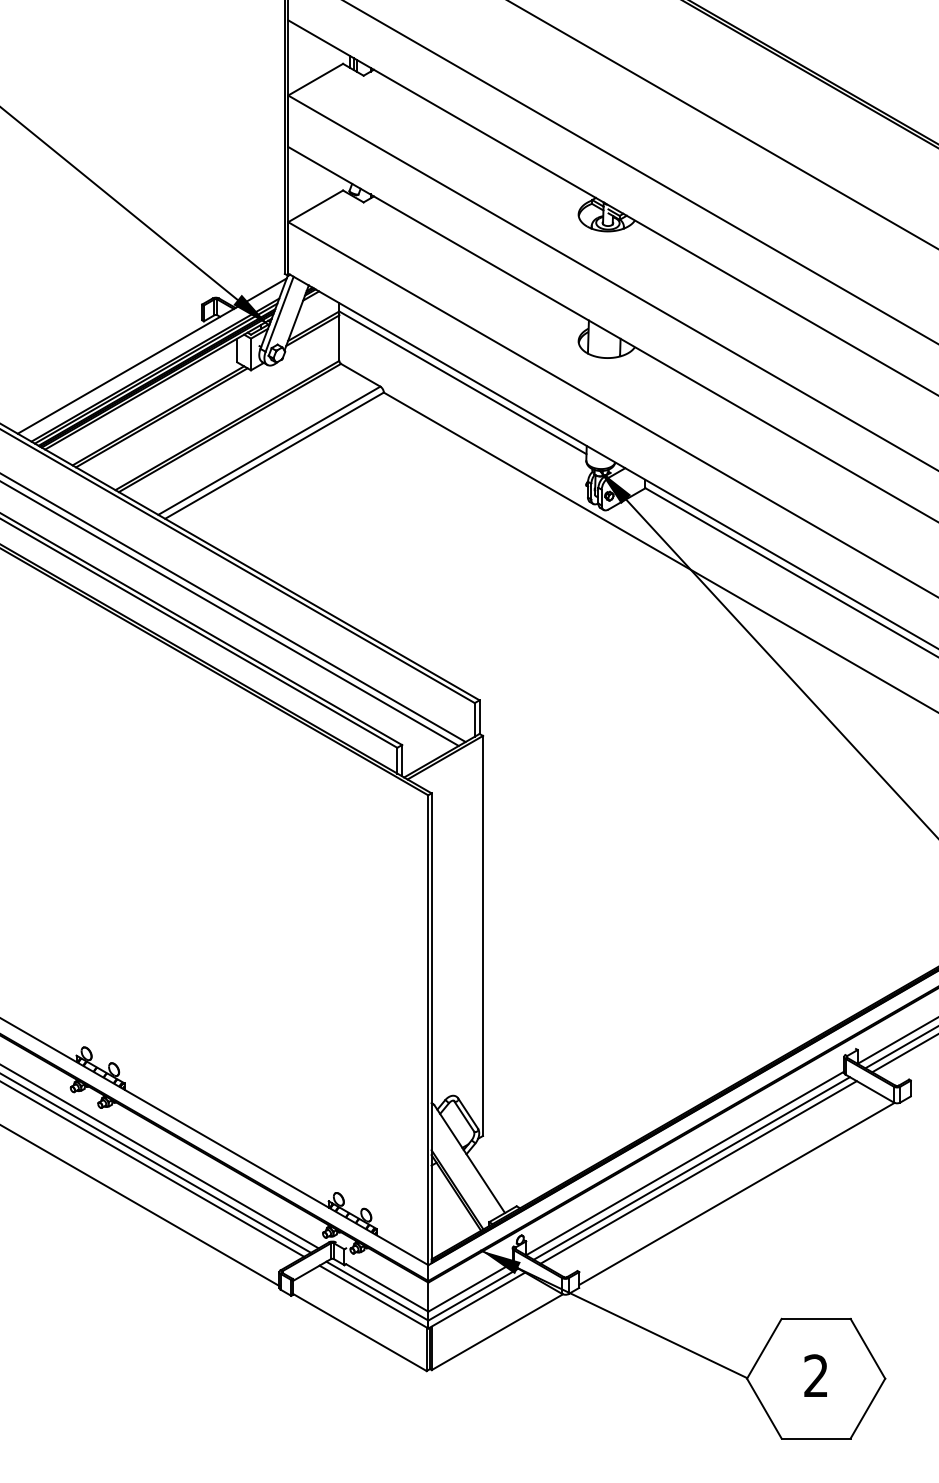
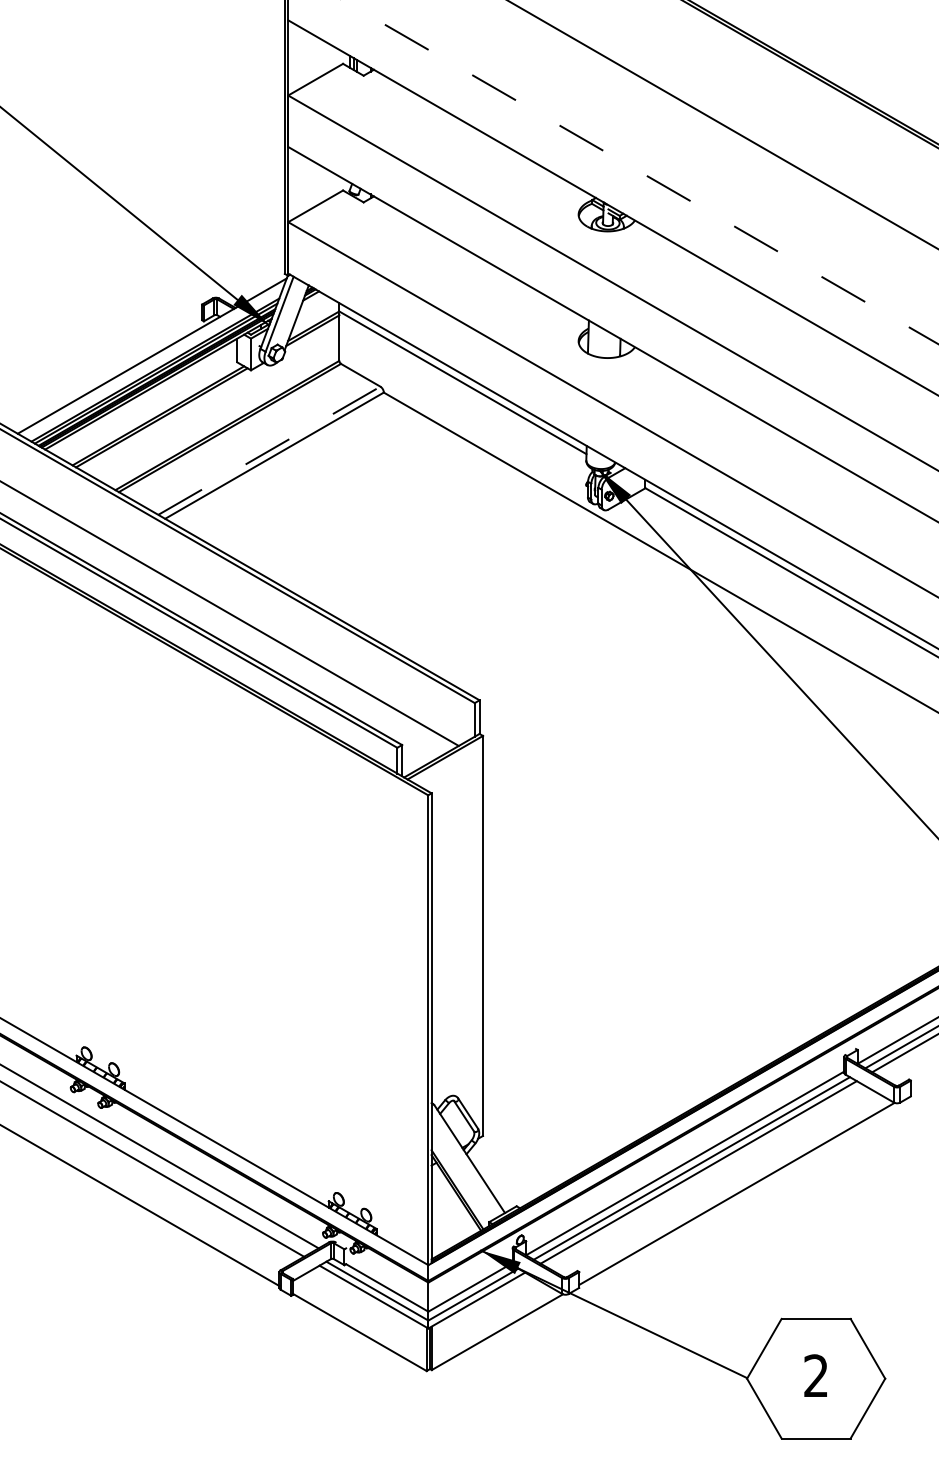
line: solid -> dashed (640, 172)
line: solid -> dashed (269, 450)
line: present -> none (233, 608)
line: present -> none (156, 1163)
